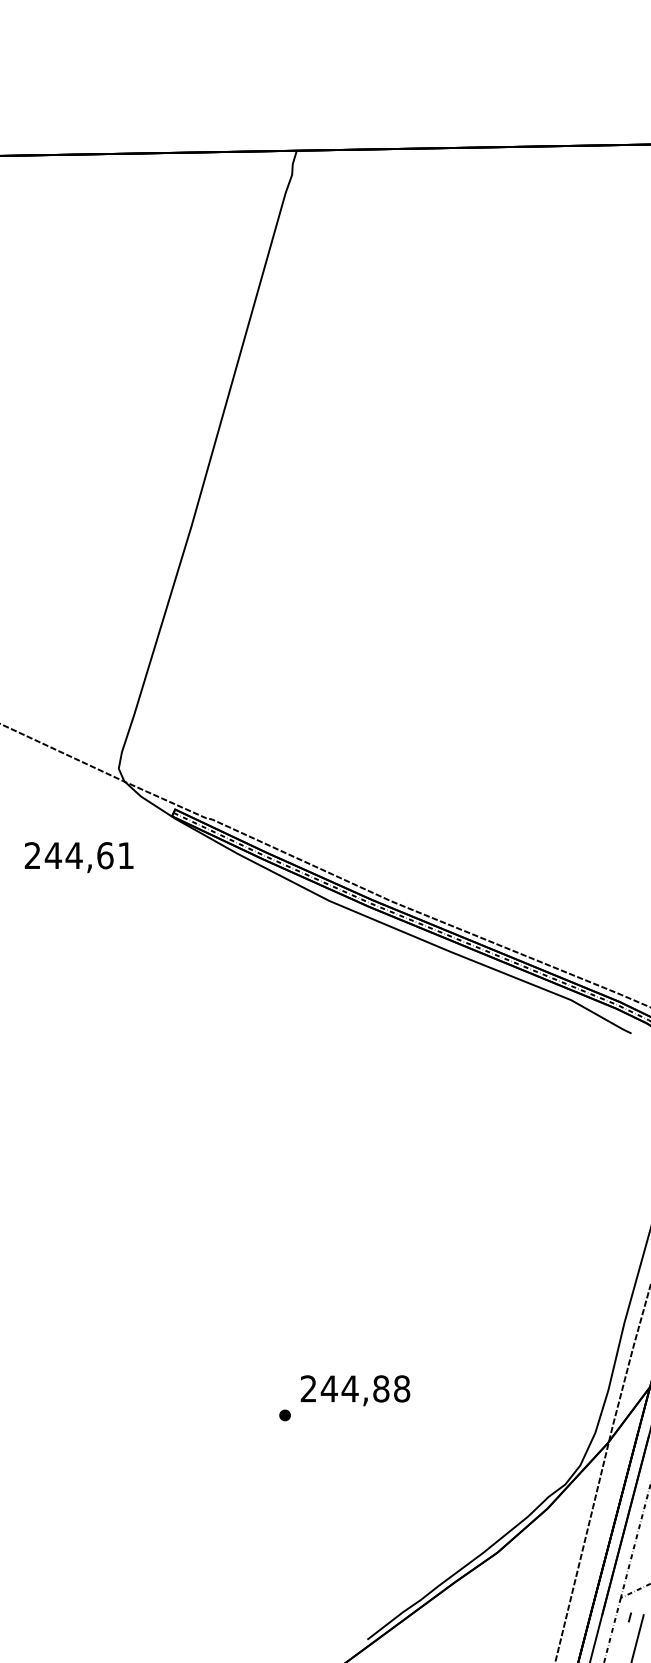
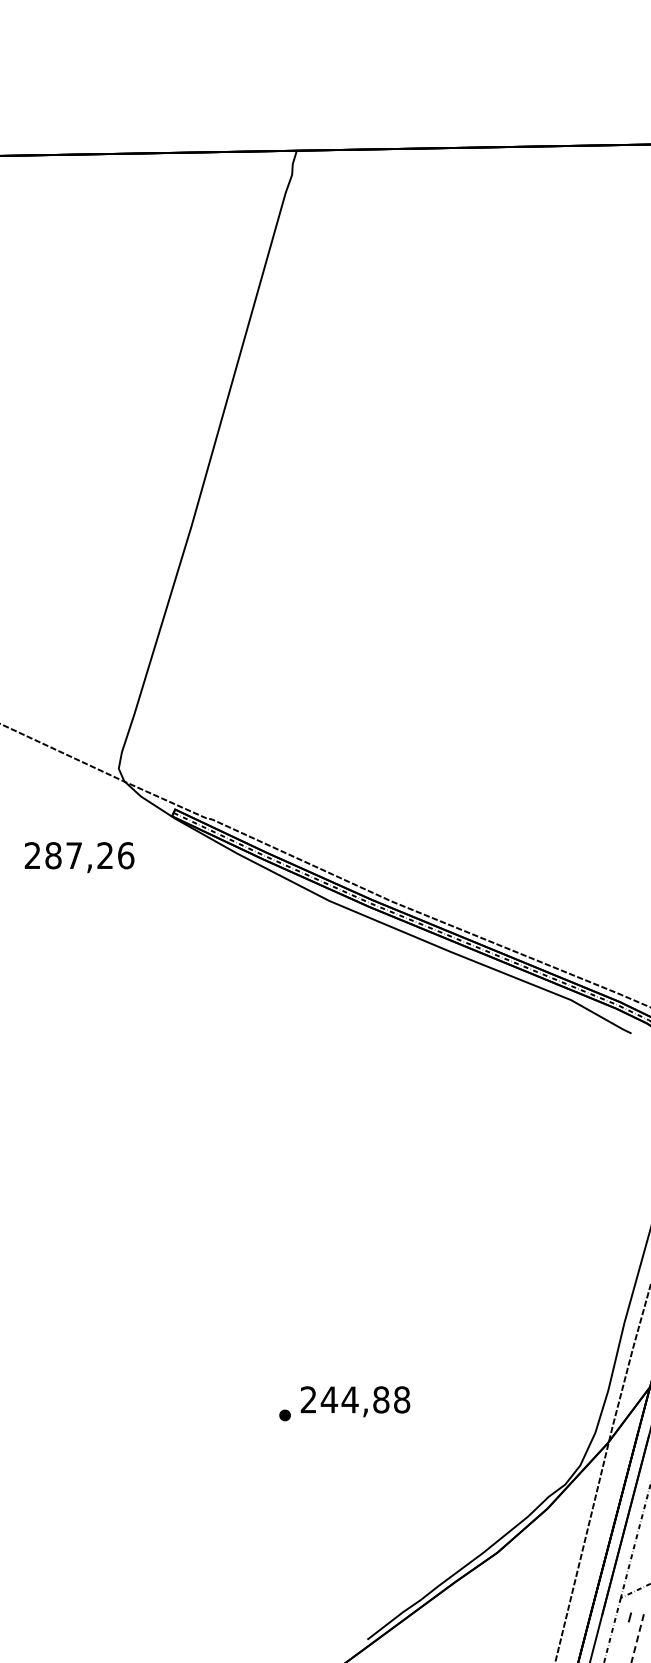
text: 244,61 -> 287,26 (89, 855)
text position: (355, 1390) -> (355, 1401) (355, 1401)
line: solid -> dashed (637, 1637)
